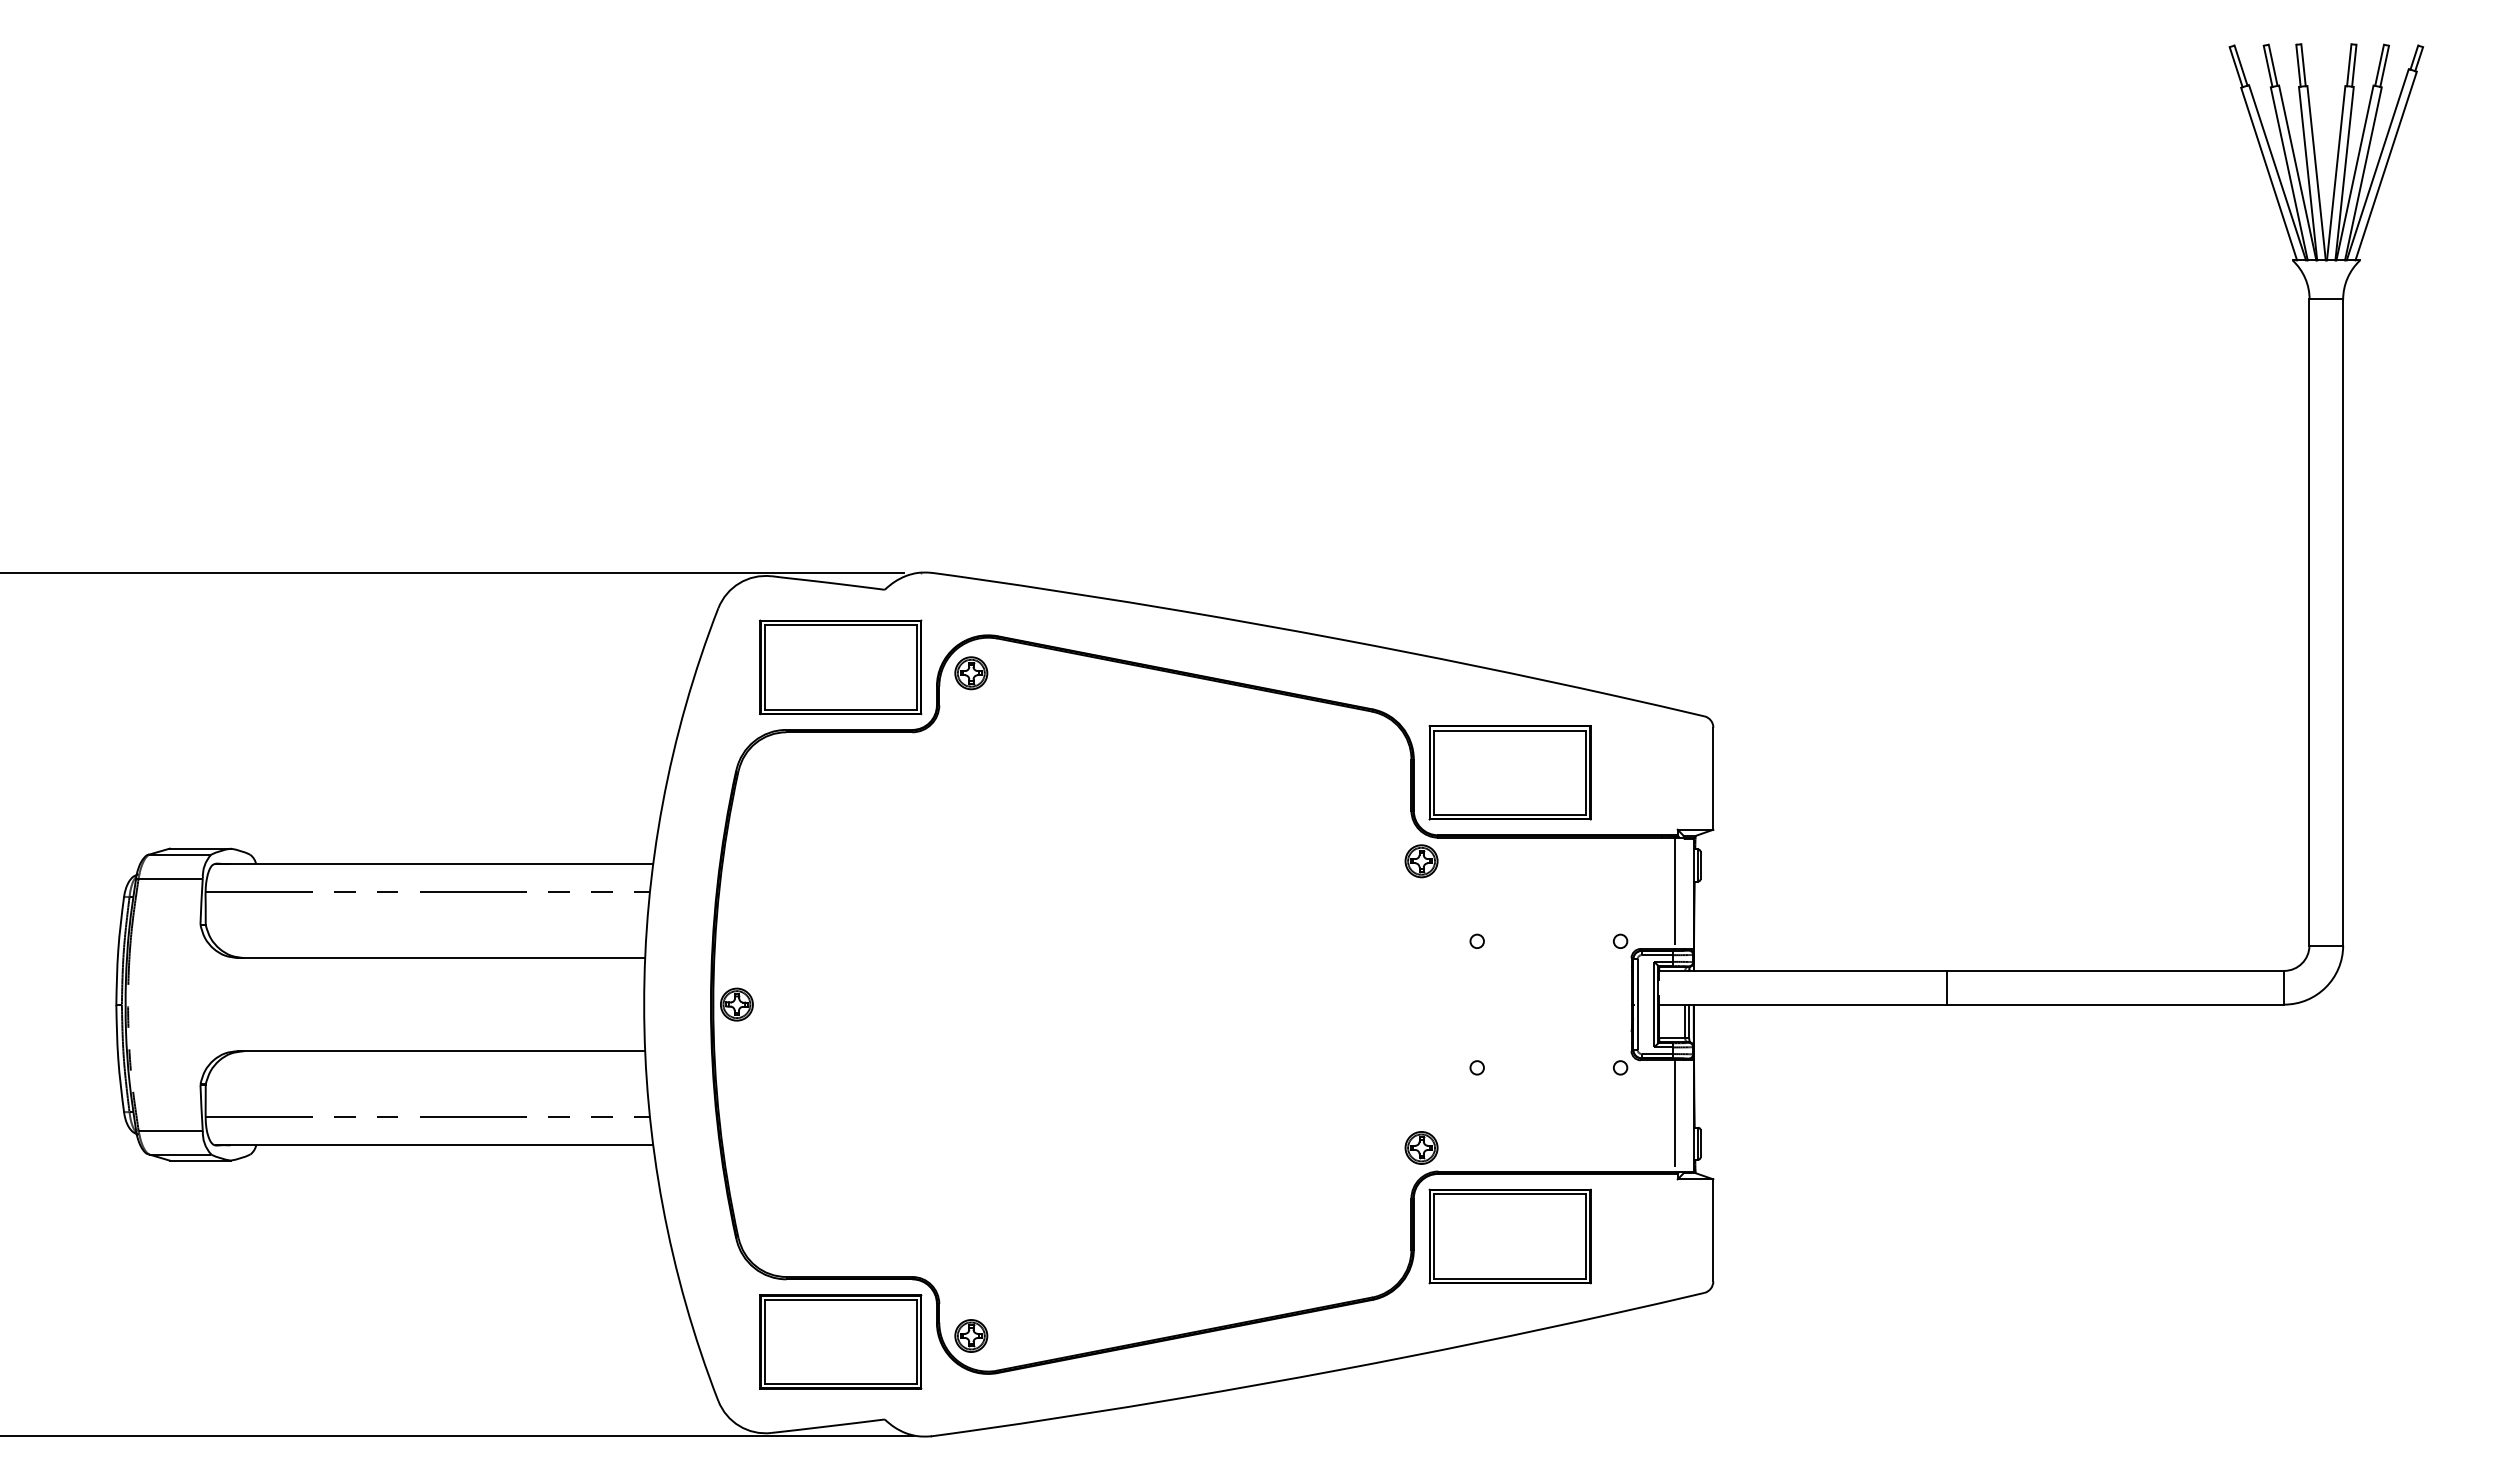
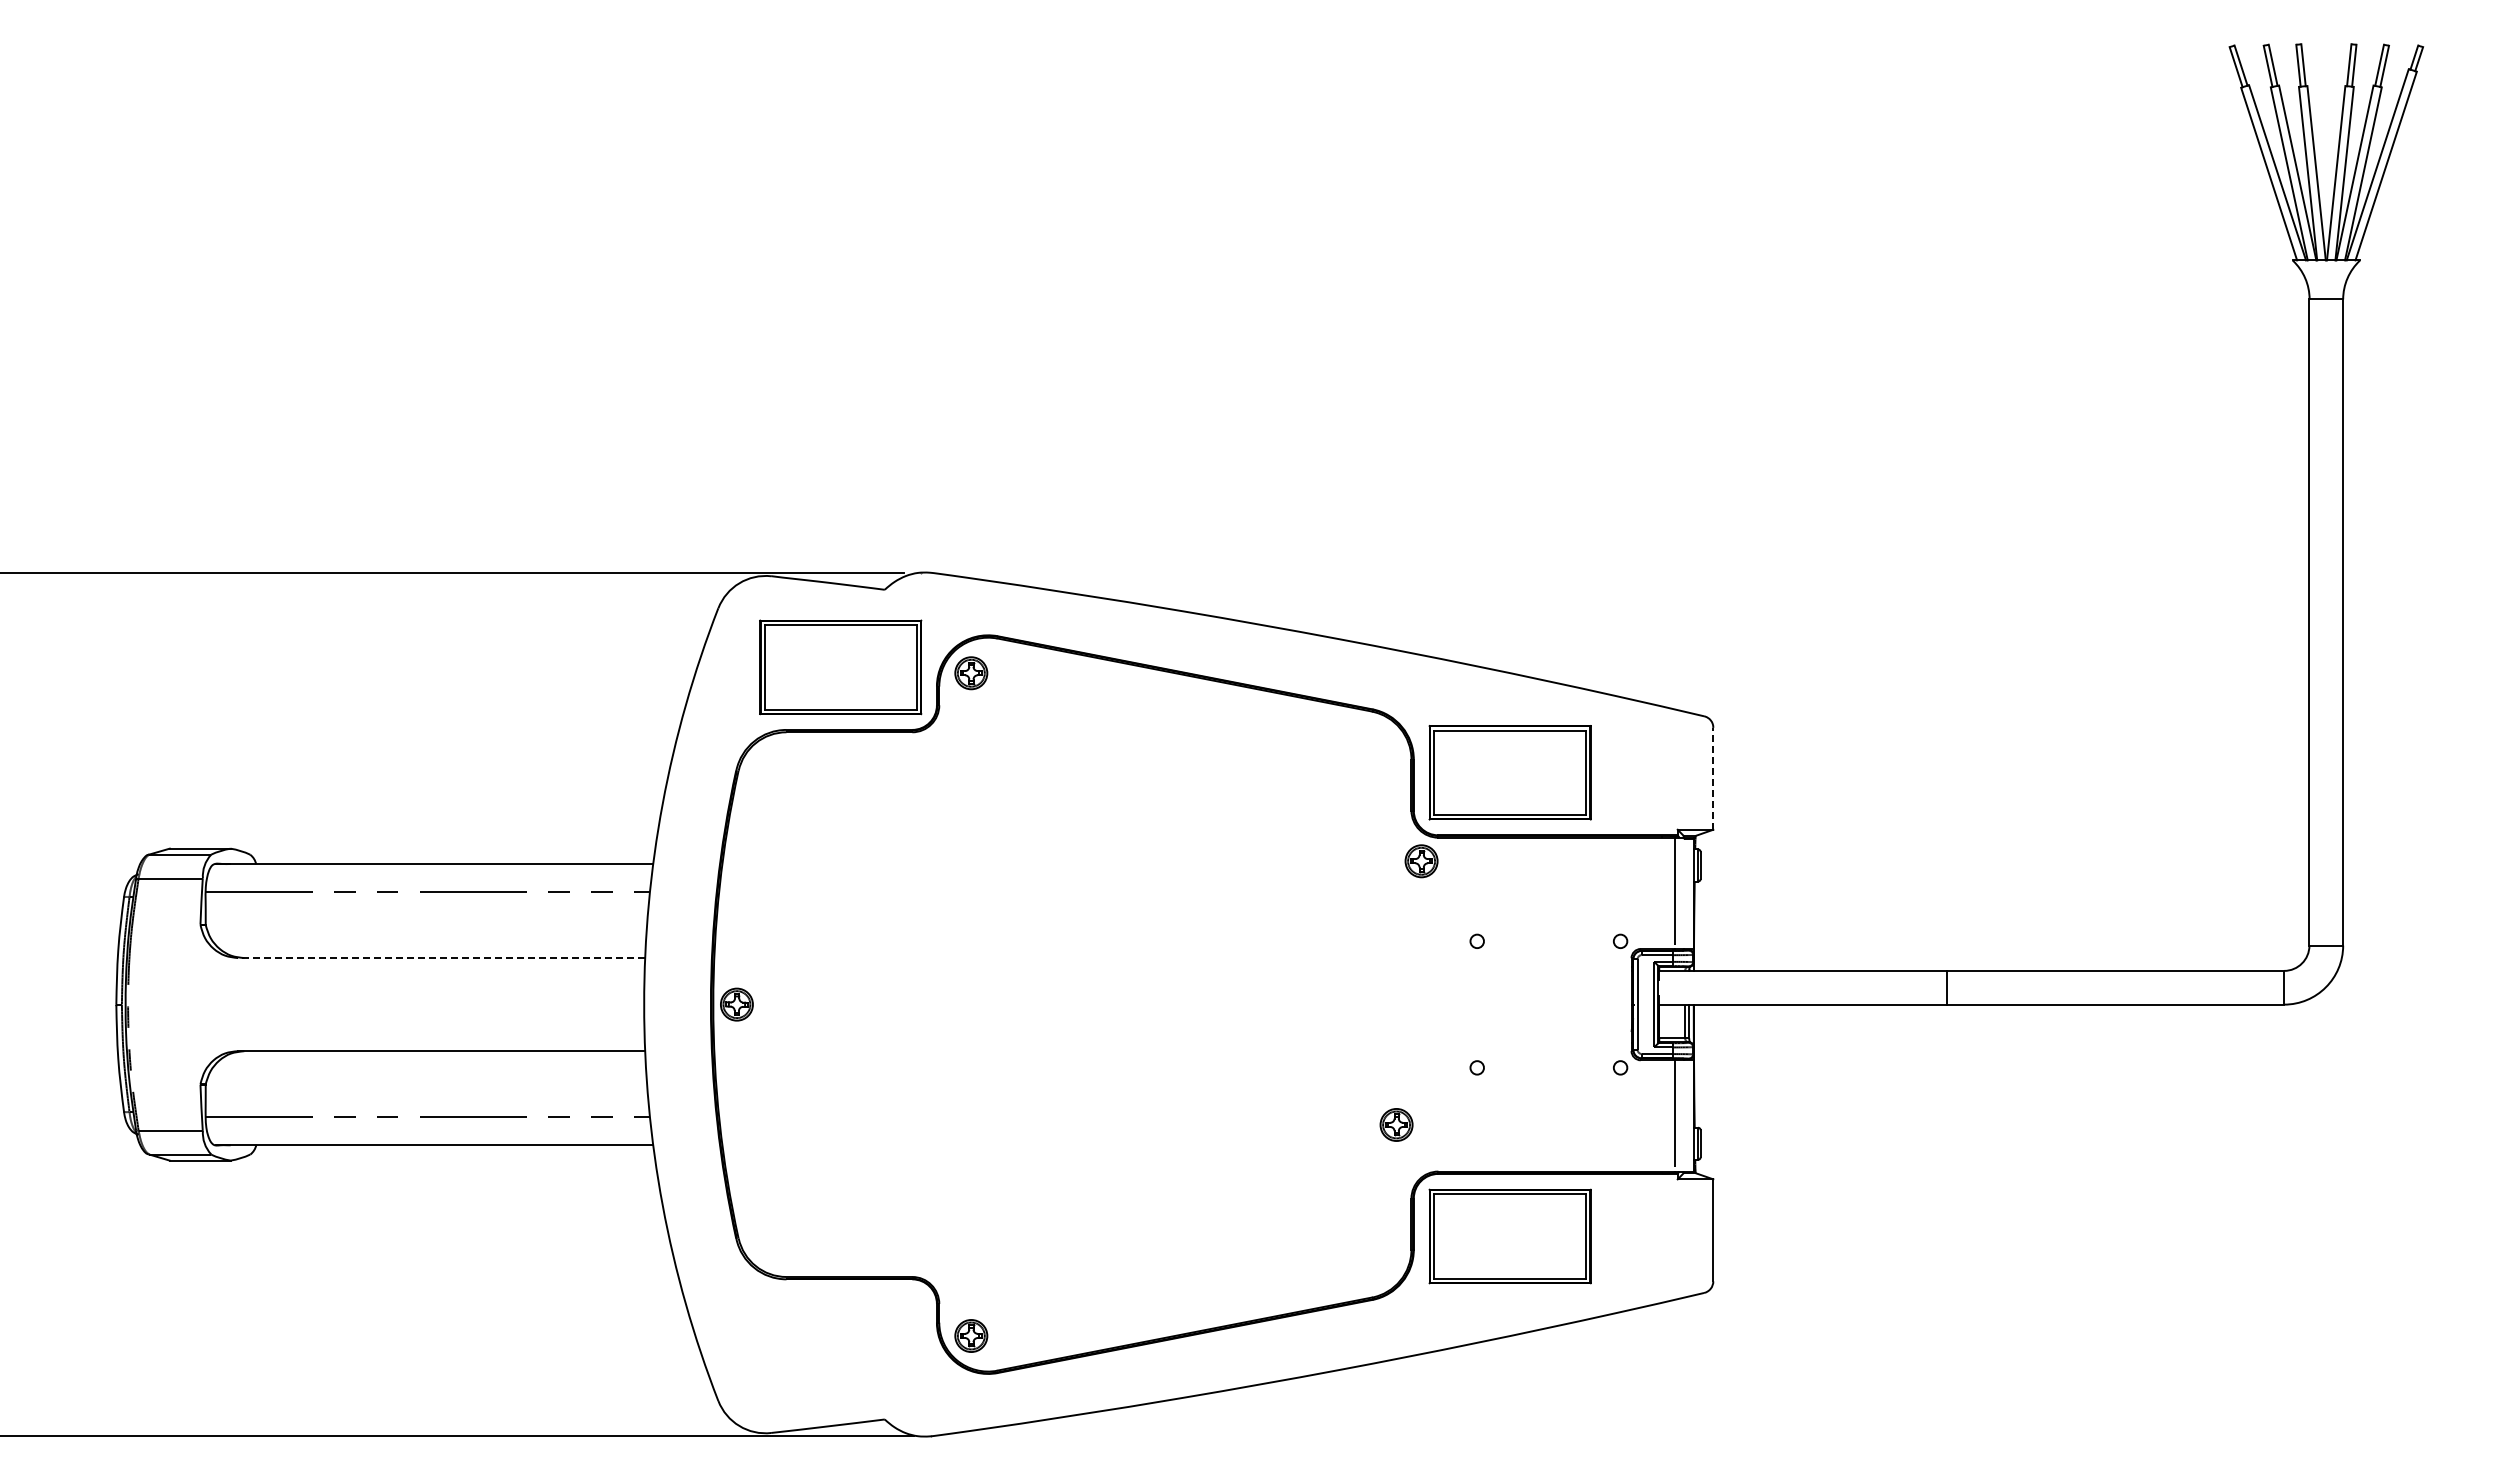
line: solid -> dashed (1713, 778)
line: solid -> dashed (441, 958)
part position: (1421, 1147) -> (1396, 1124) (1396, 1124)
part: present -> none (840, 1341)
